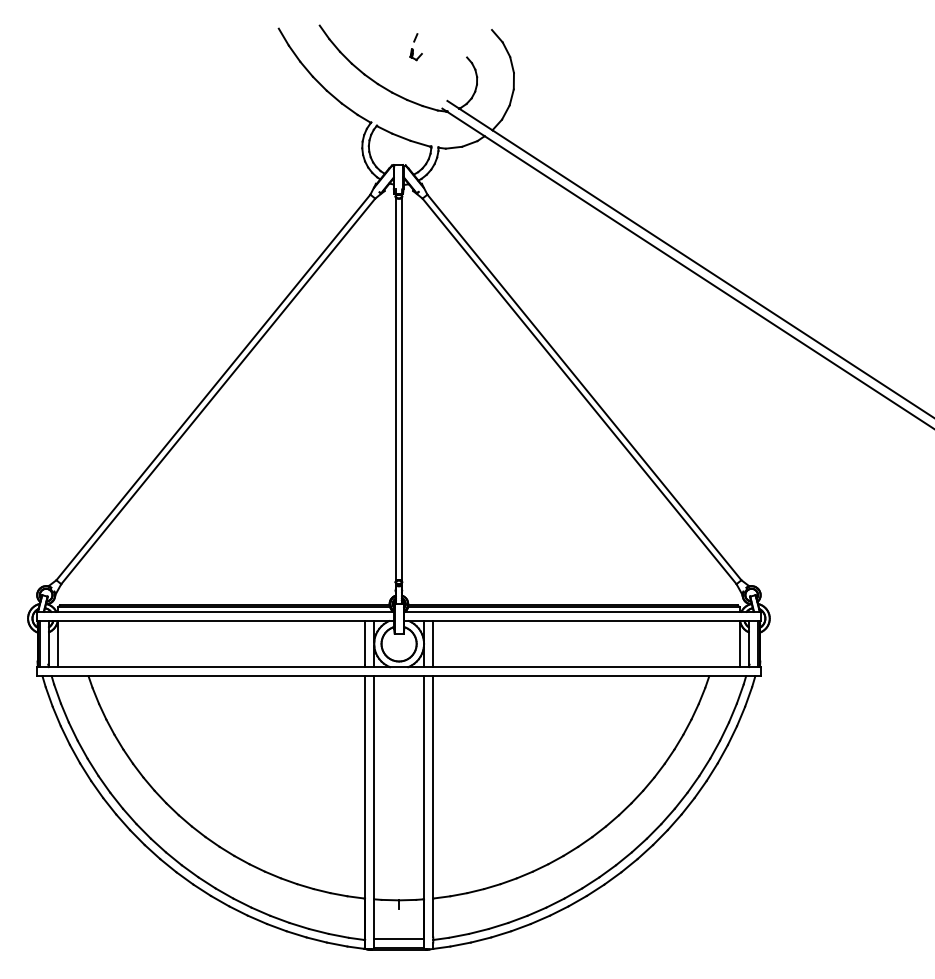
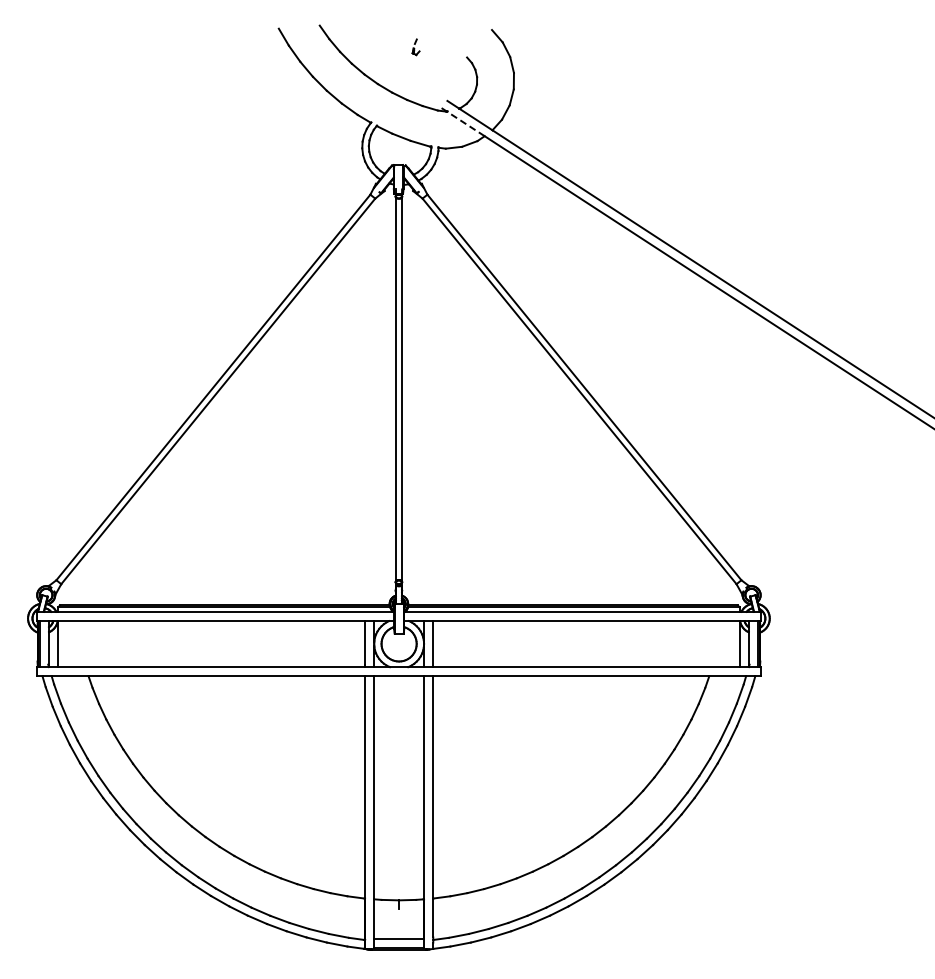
part size: 14x29 px -> 10x19 px (415, 47)
line: solid -> dashed (465, 123)
